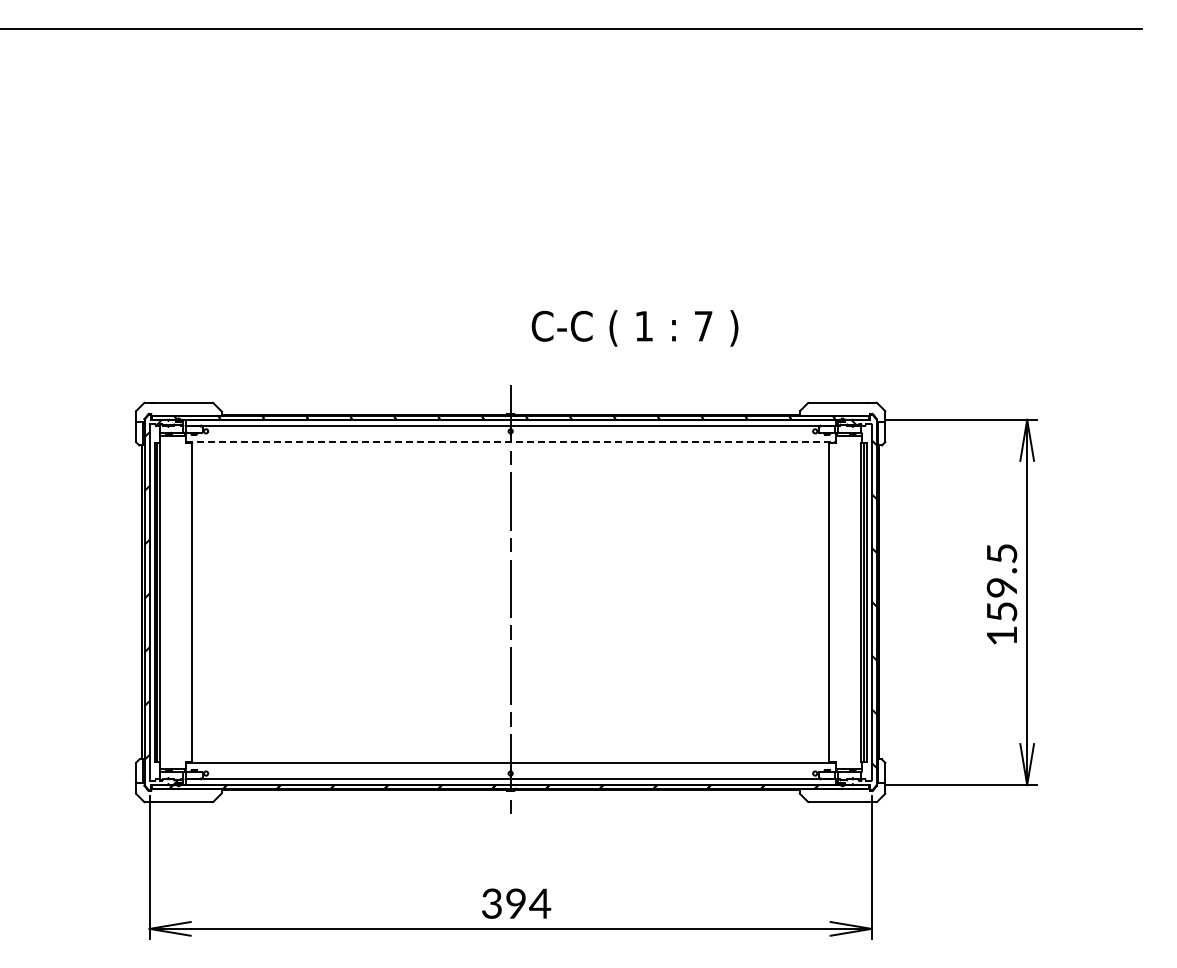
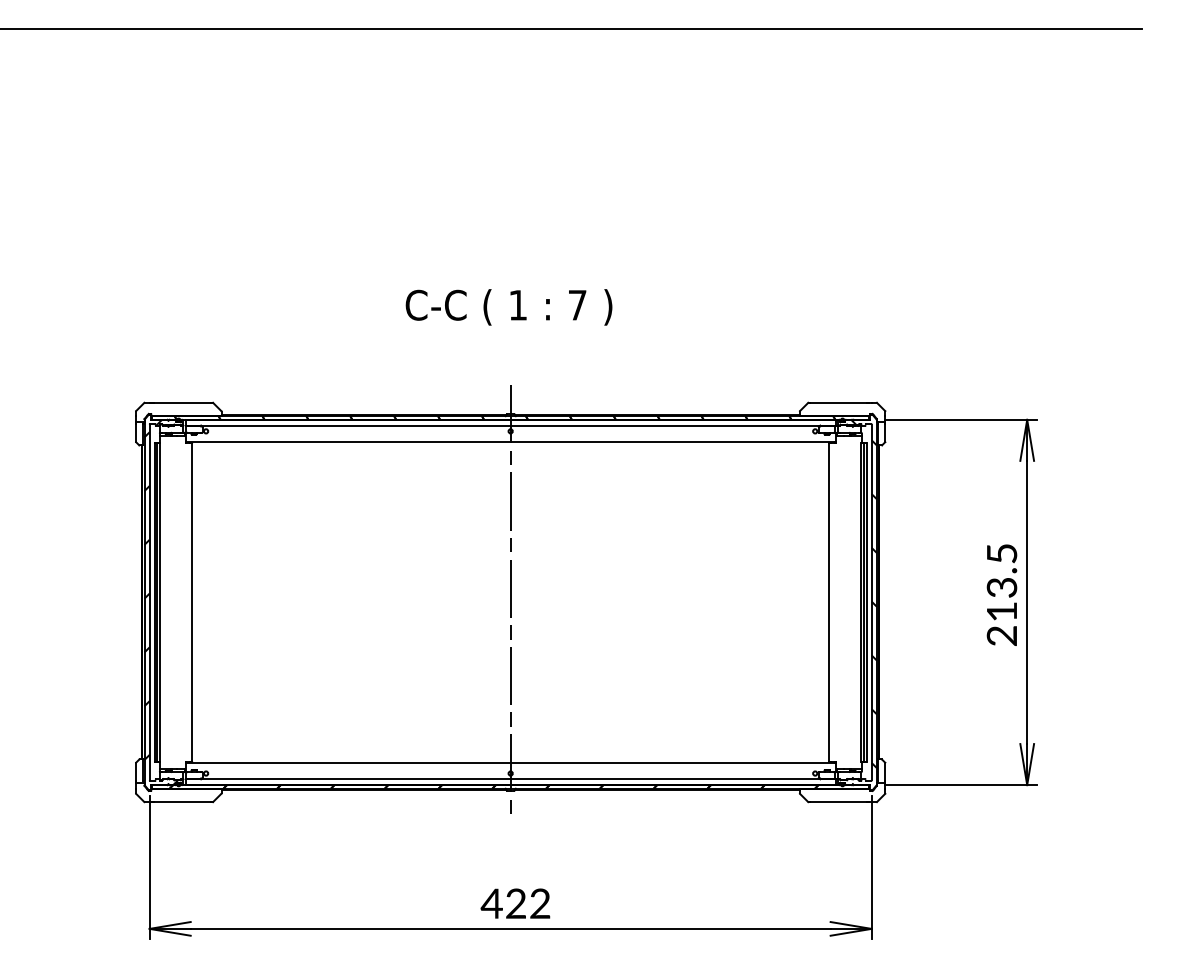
text position: (634, 328) -> (508, 307) (508, 307)
line: dashed -> solid (511, 442)
text: 159.5 -> 213.5 (1001, 611)
text: 394 -> 422 (515, 903)
